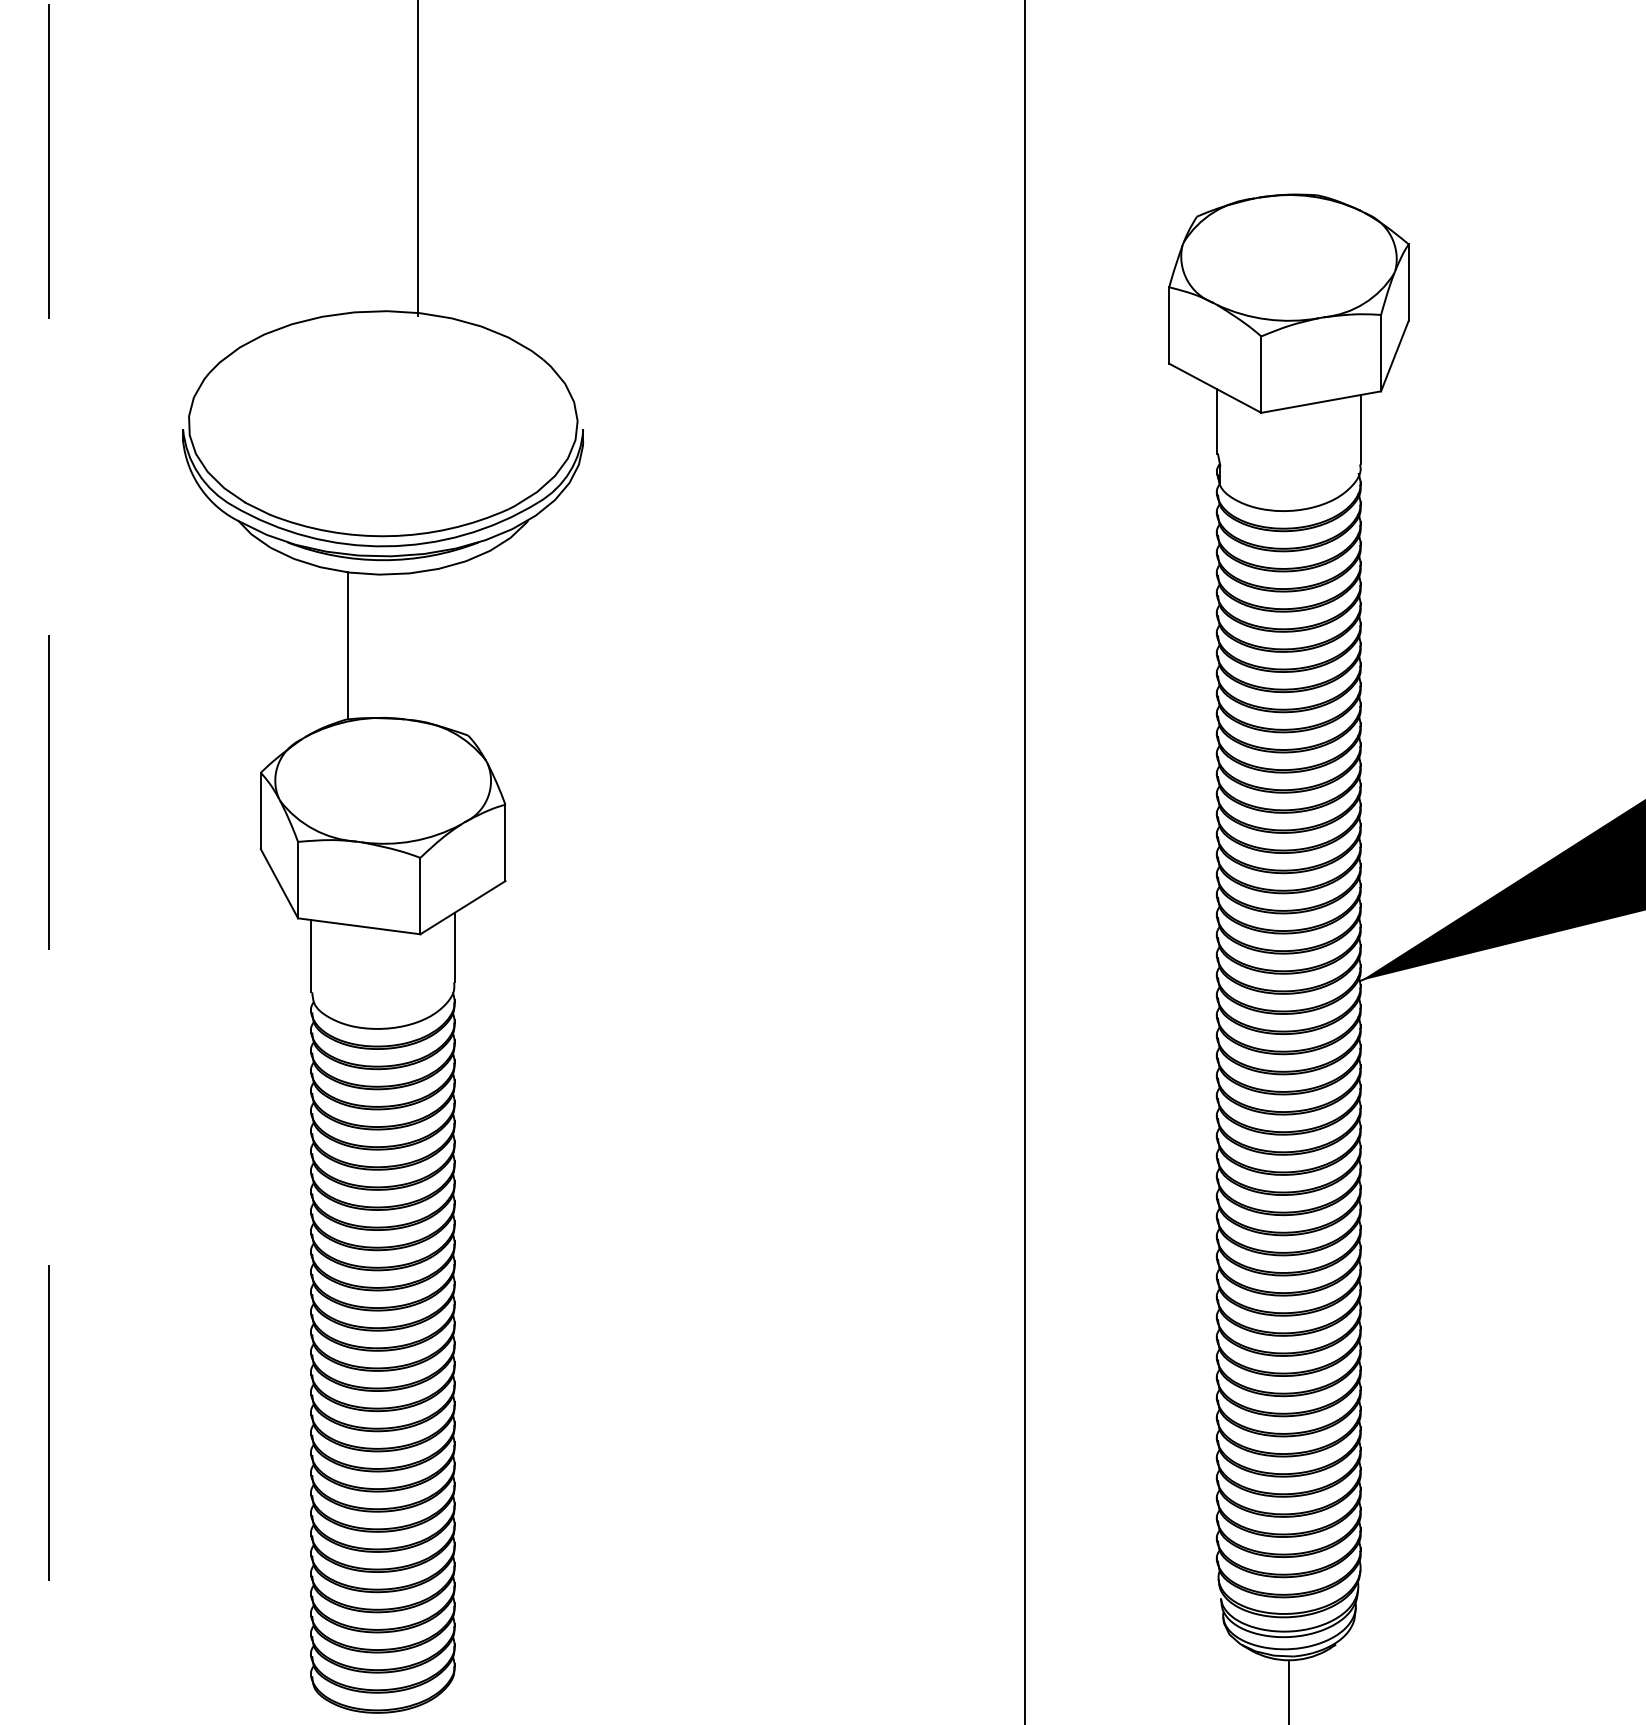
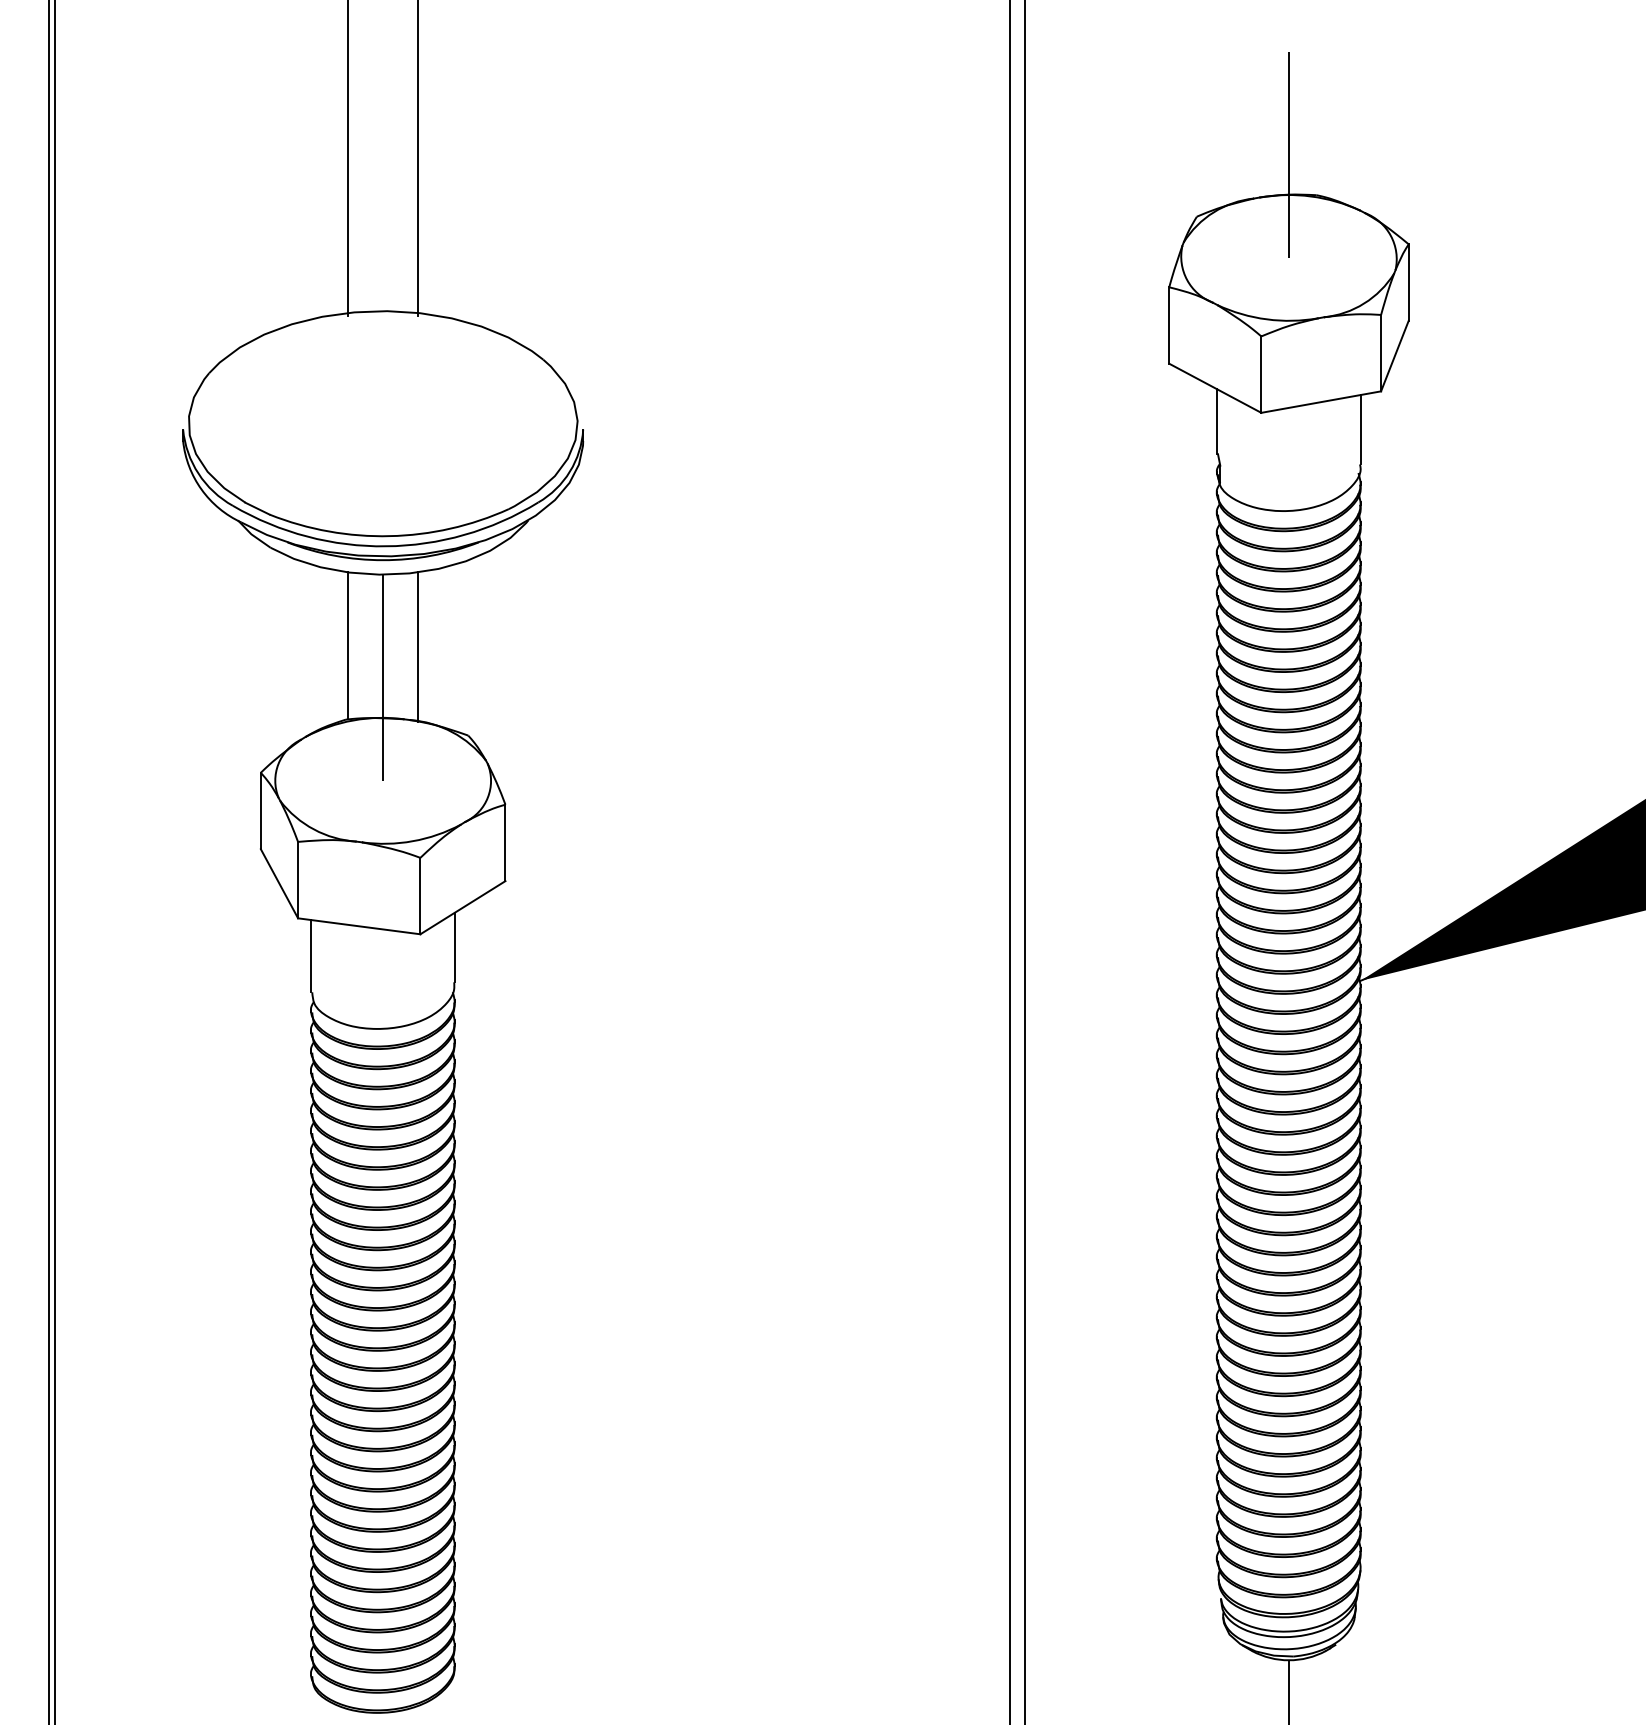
line: none -> present (1288, 154)
line: none -> present (348, 158)
line: none -> present (418, 646)
line: none -> present (383, 677)
line: none -> present (54, 861)
line: none -> present (1010, 861)
line: dashed -> solid (49, 862)
